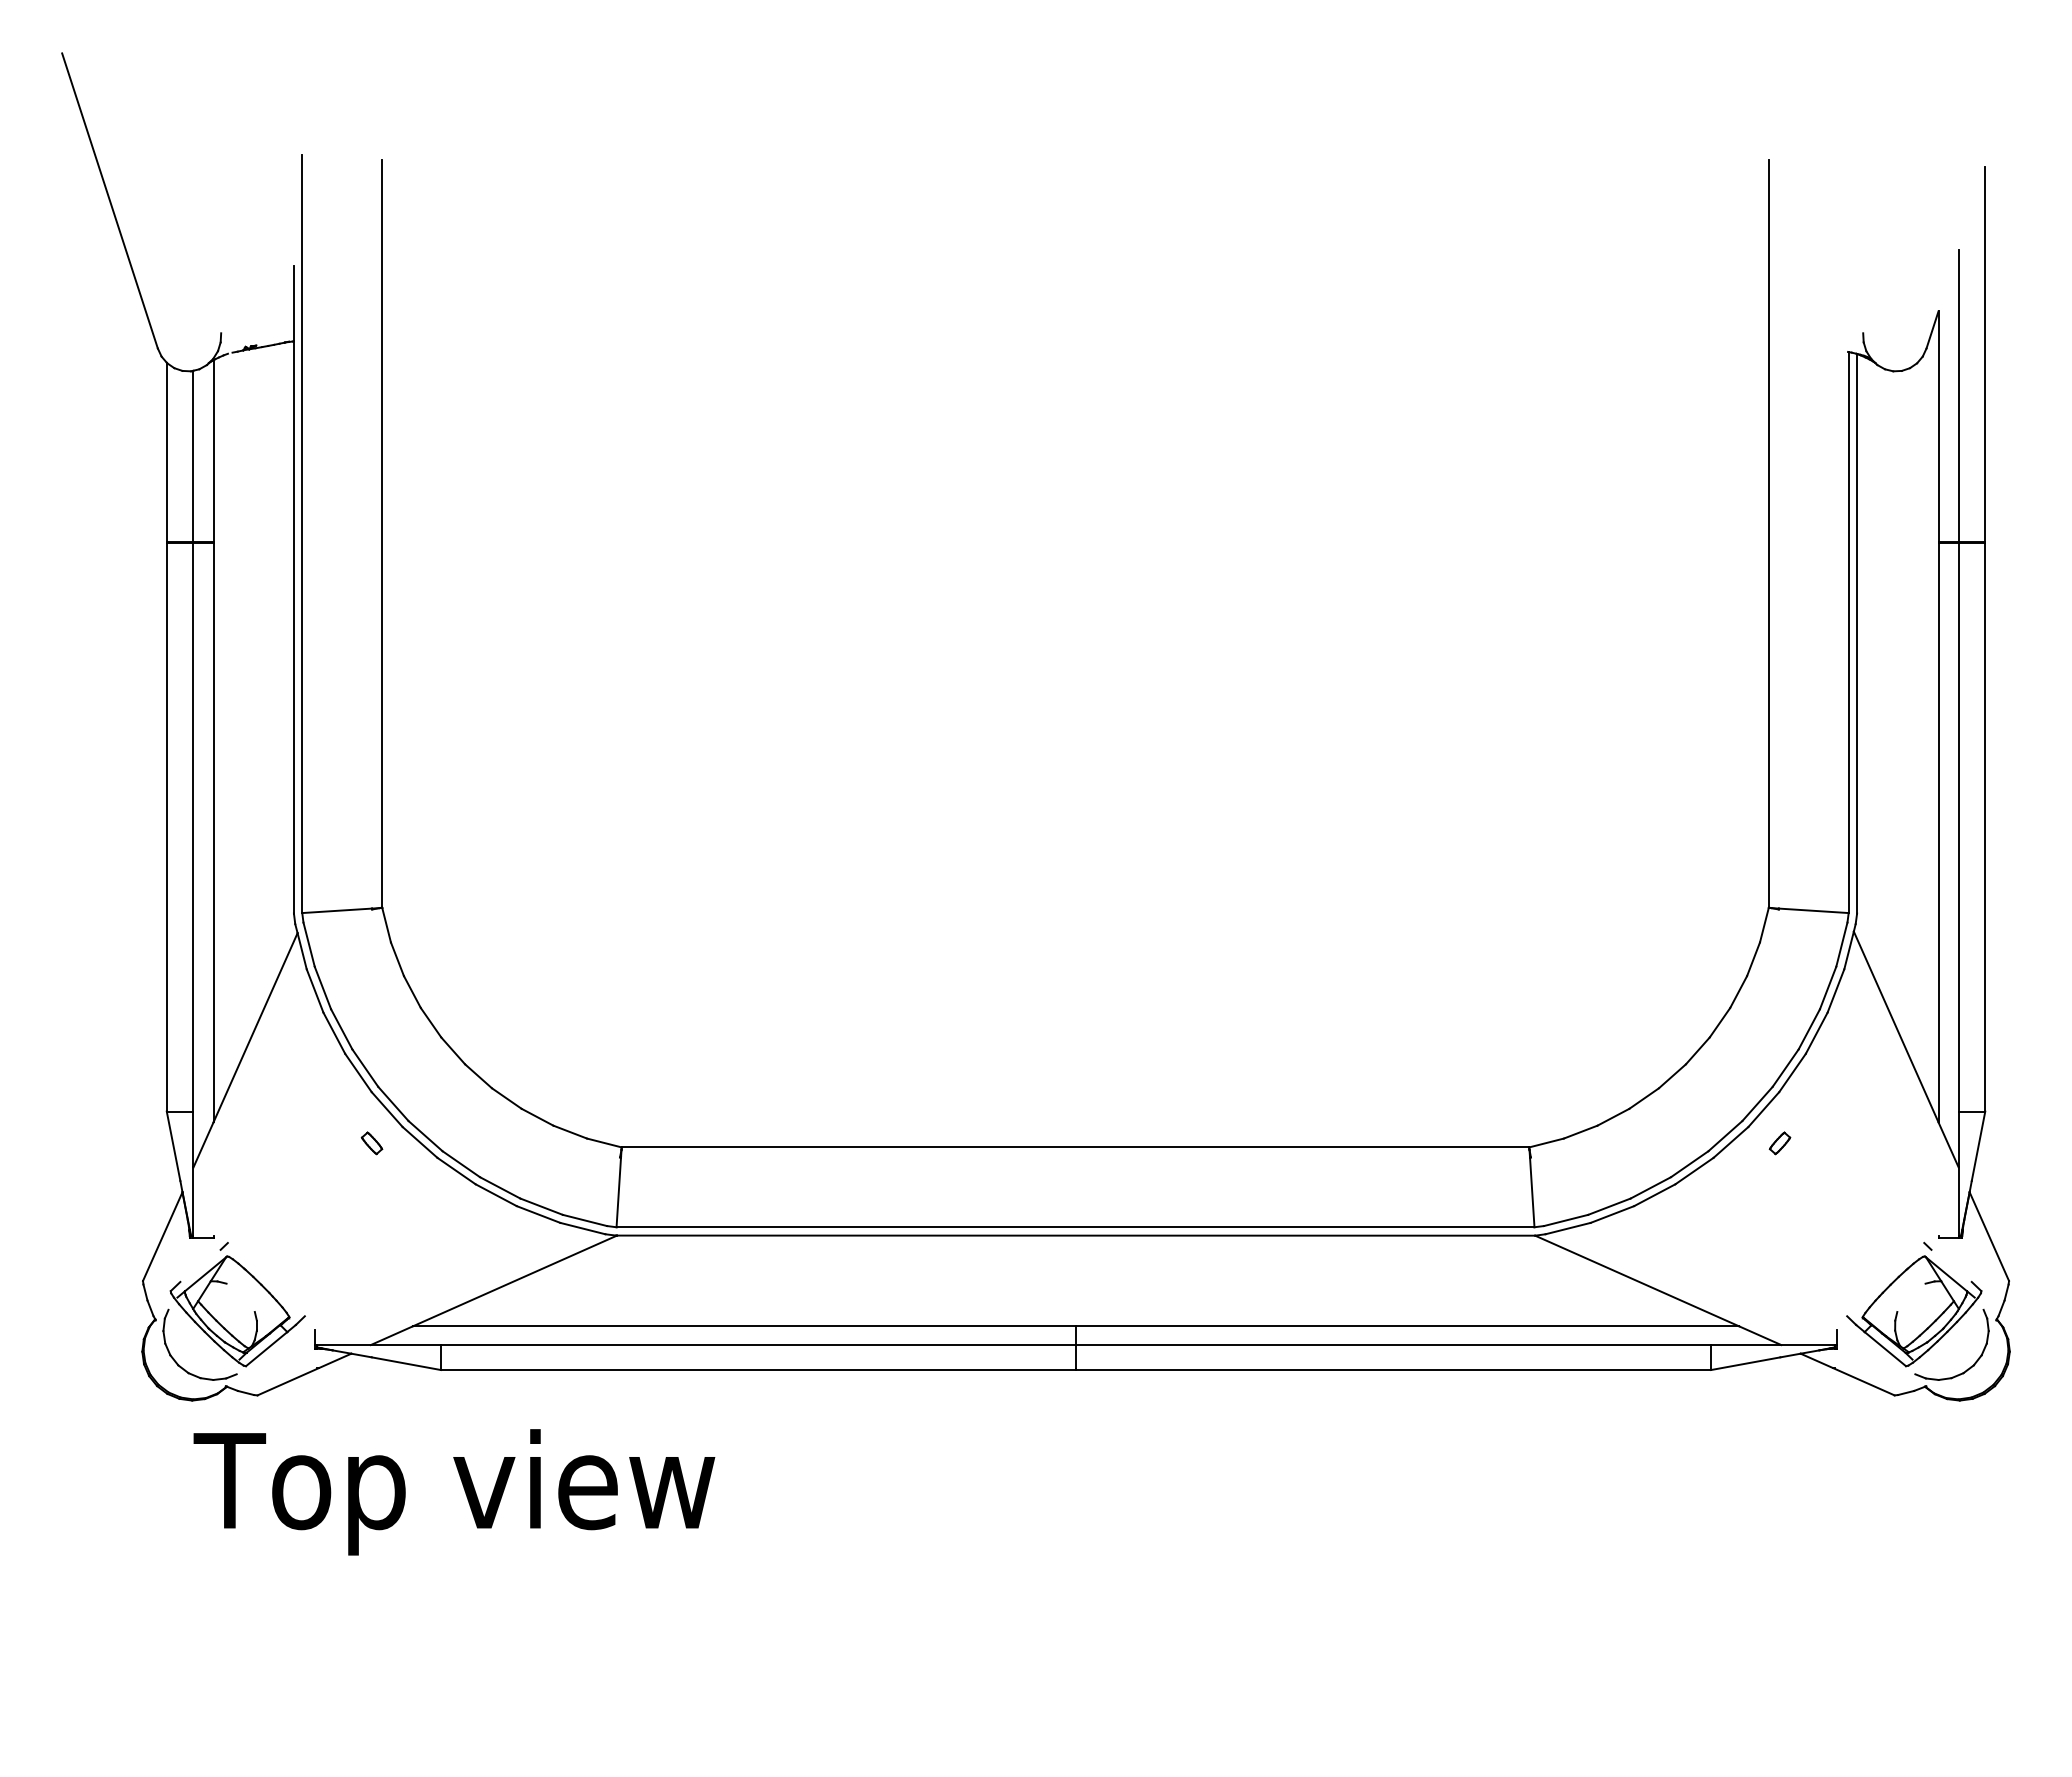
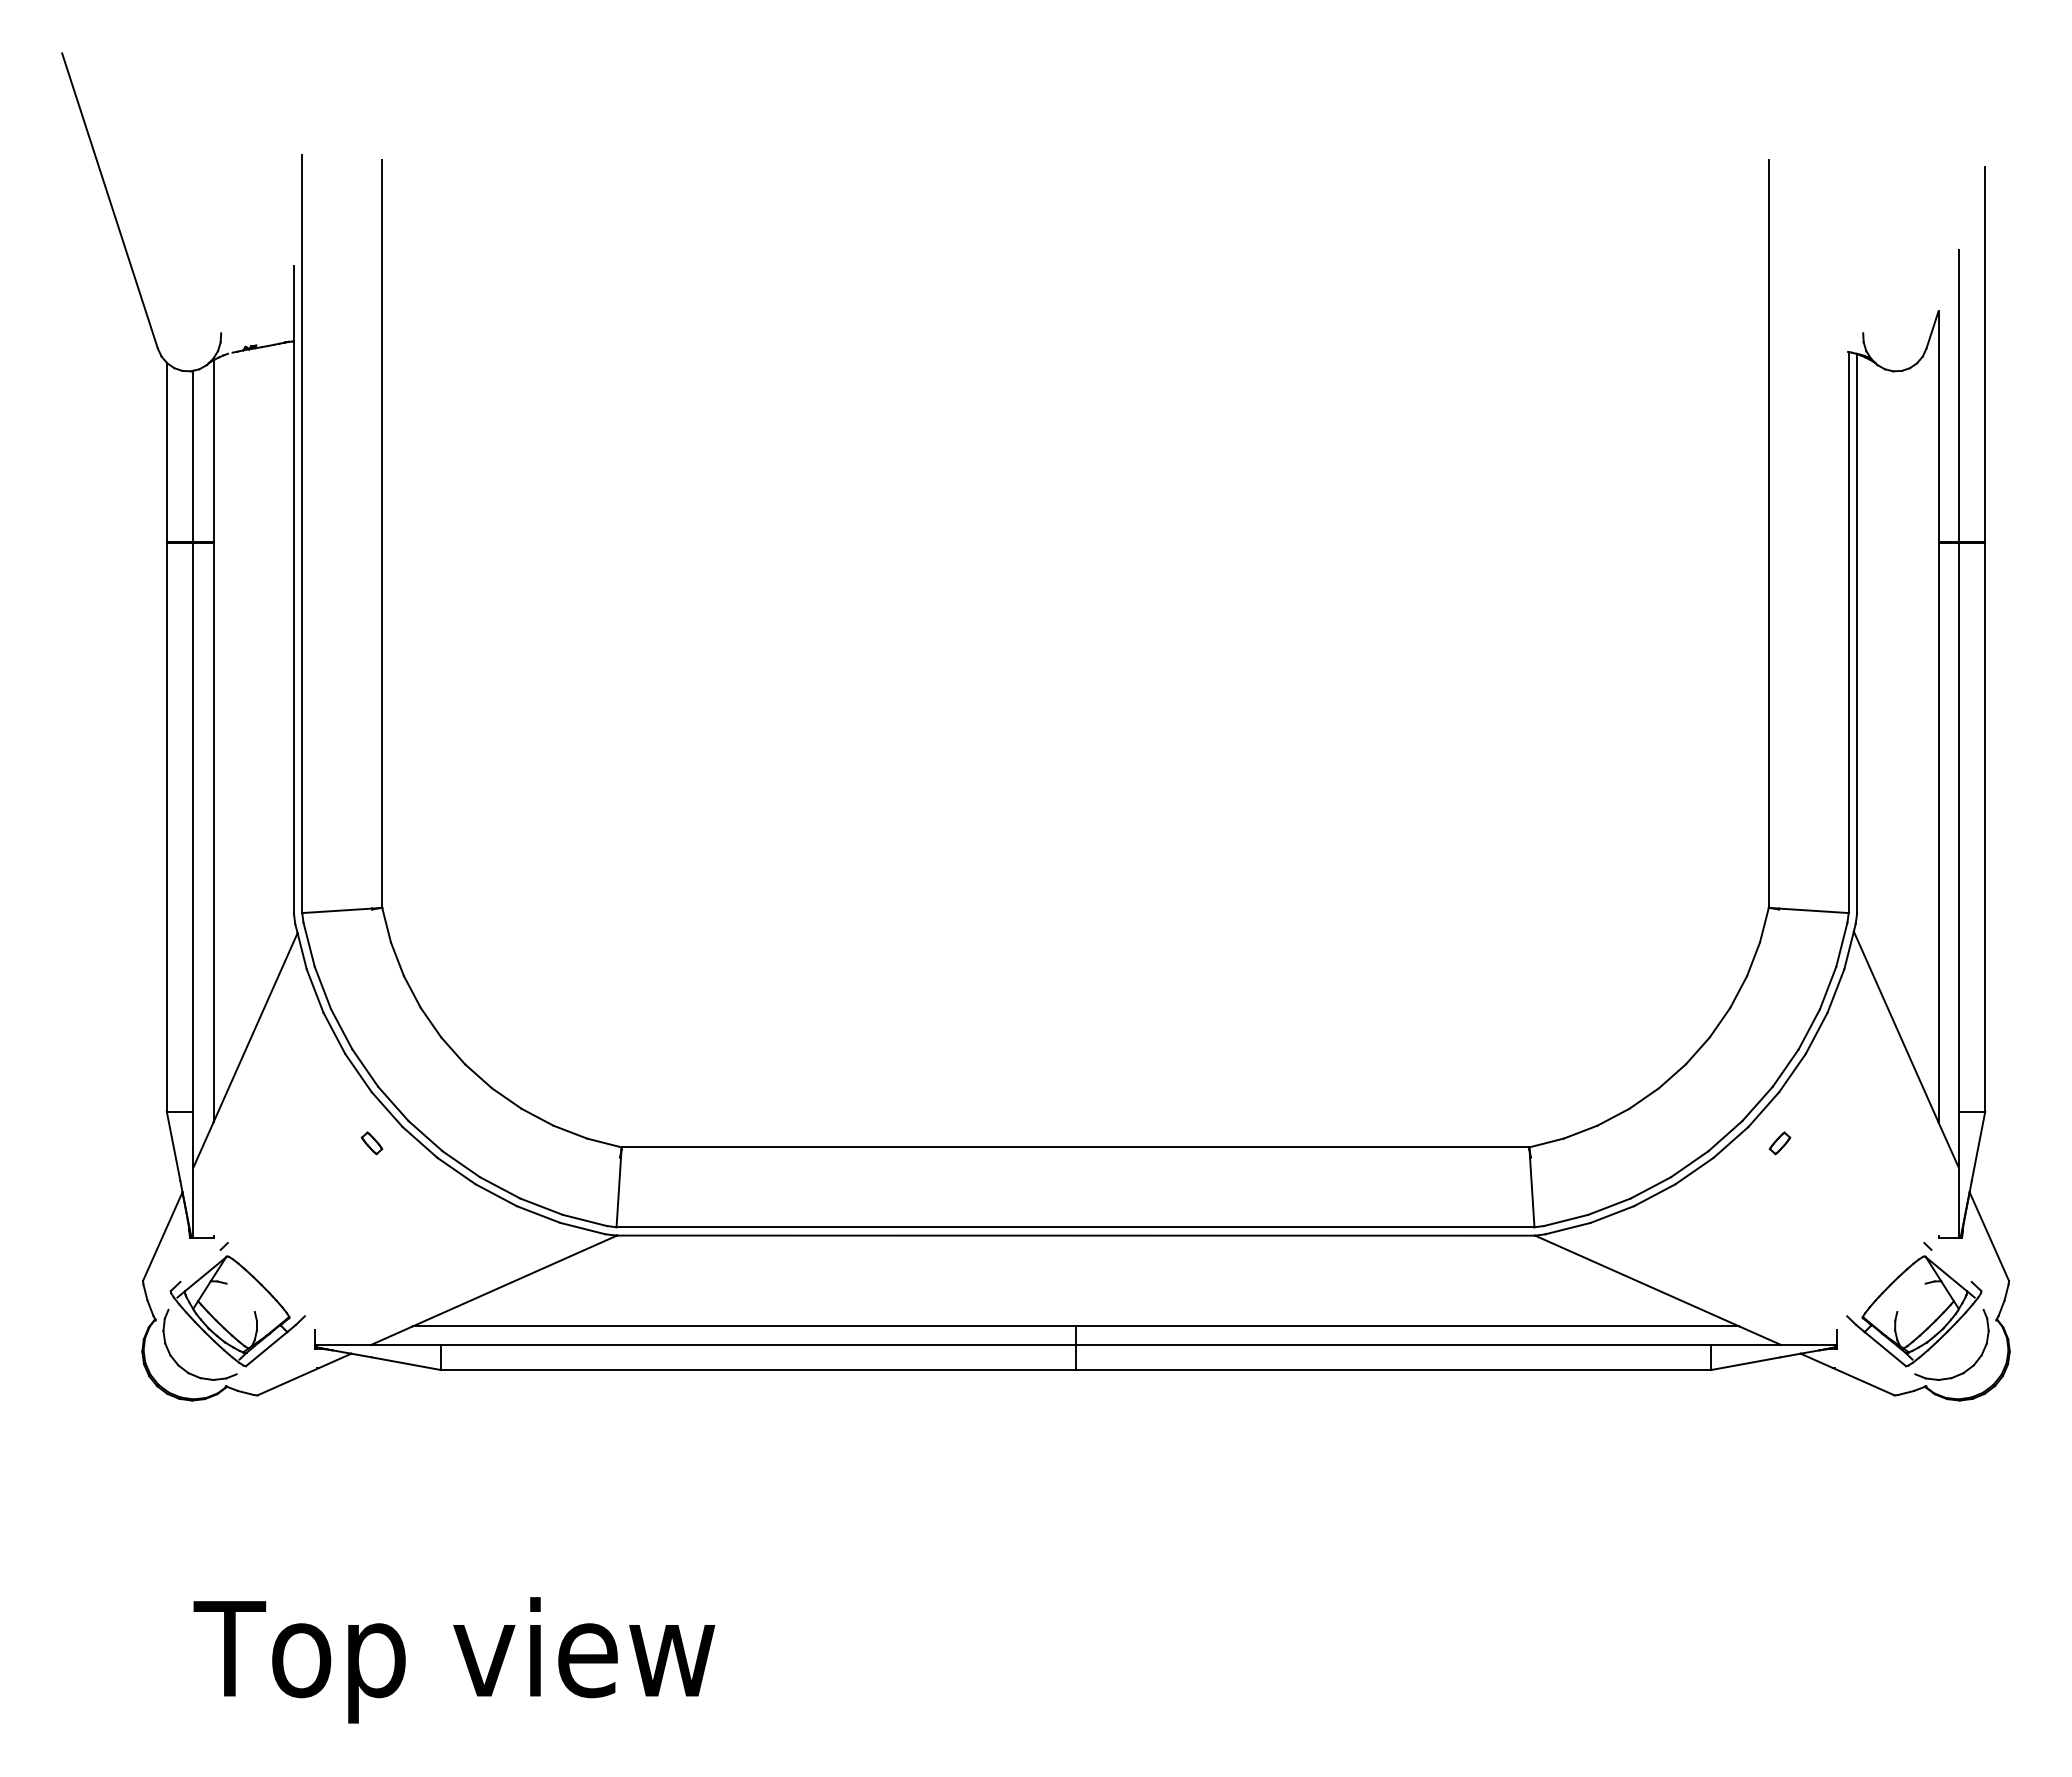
text position: (454, 1492) -> (454, 1660) (454, 1660)
